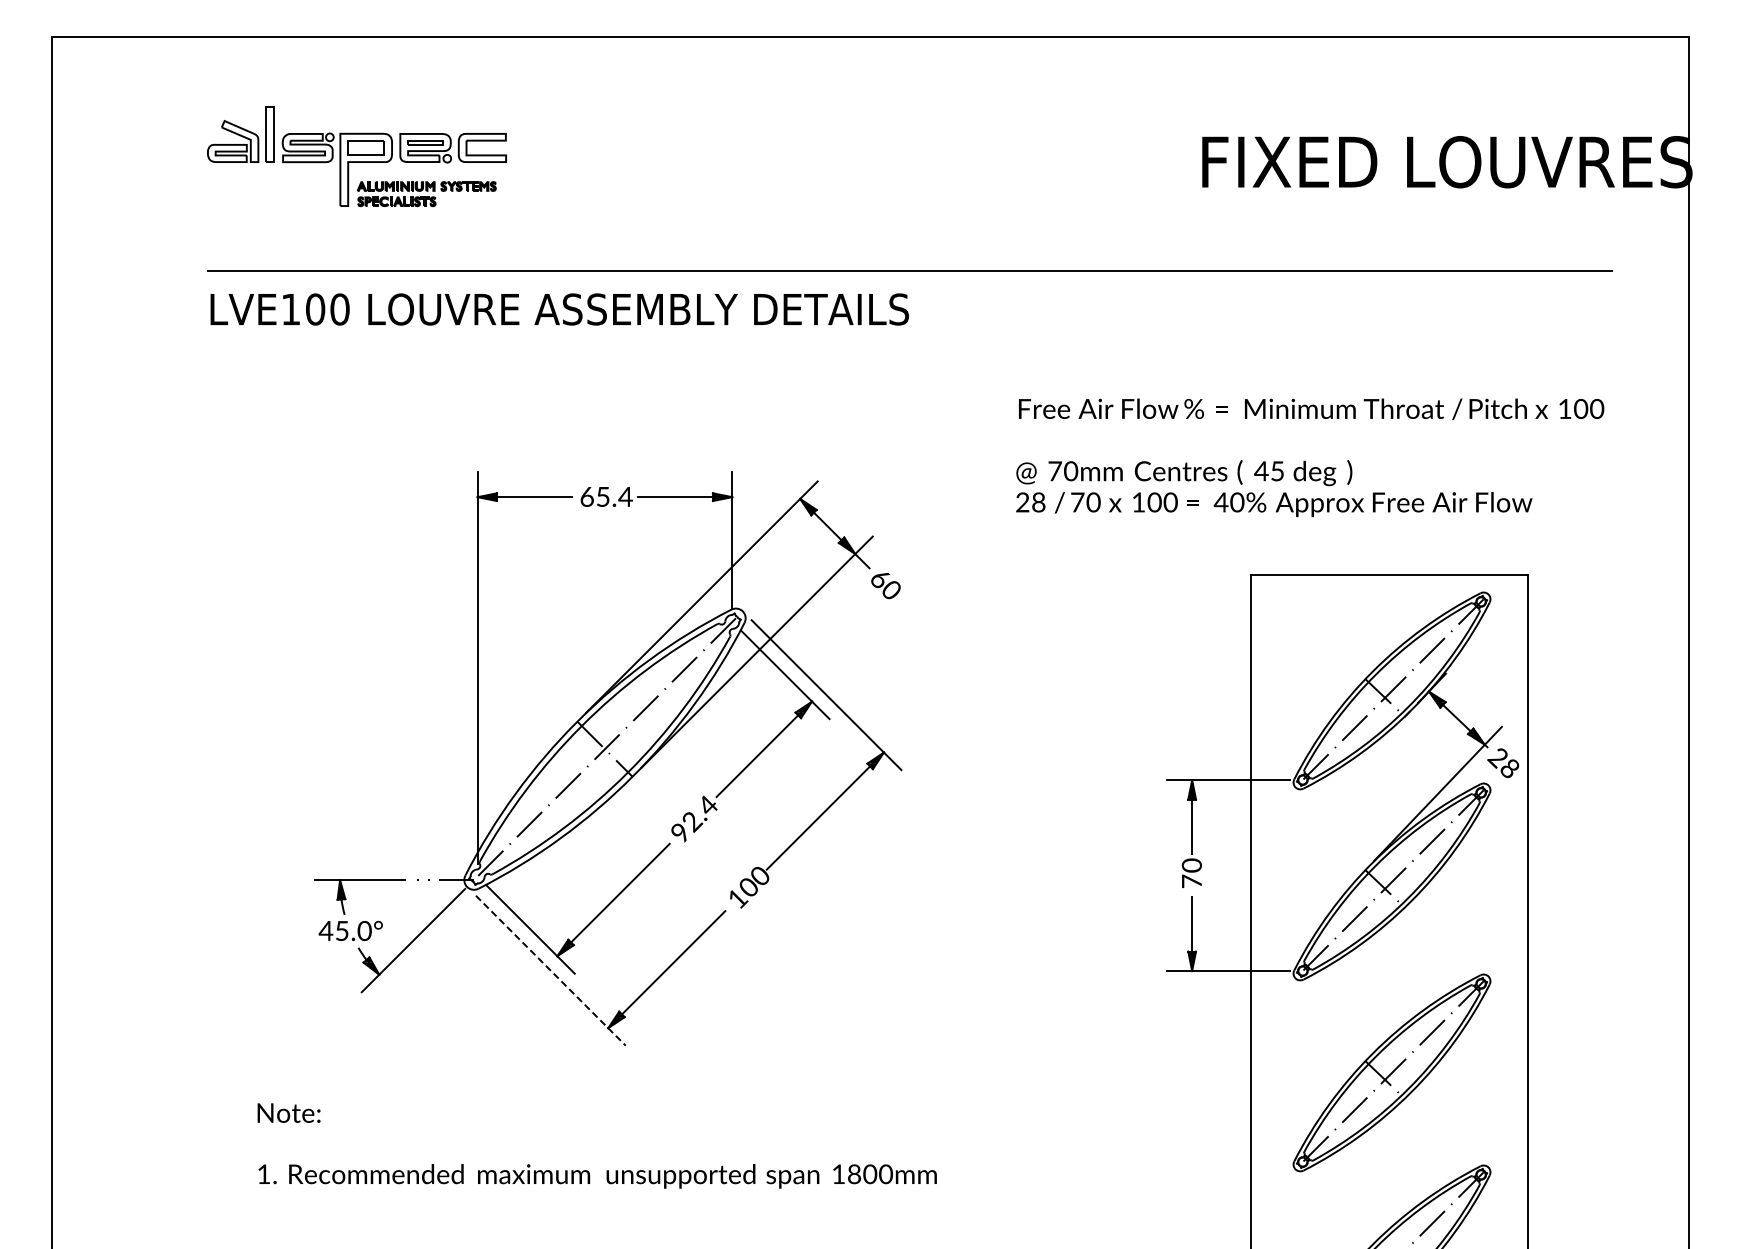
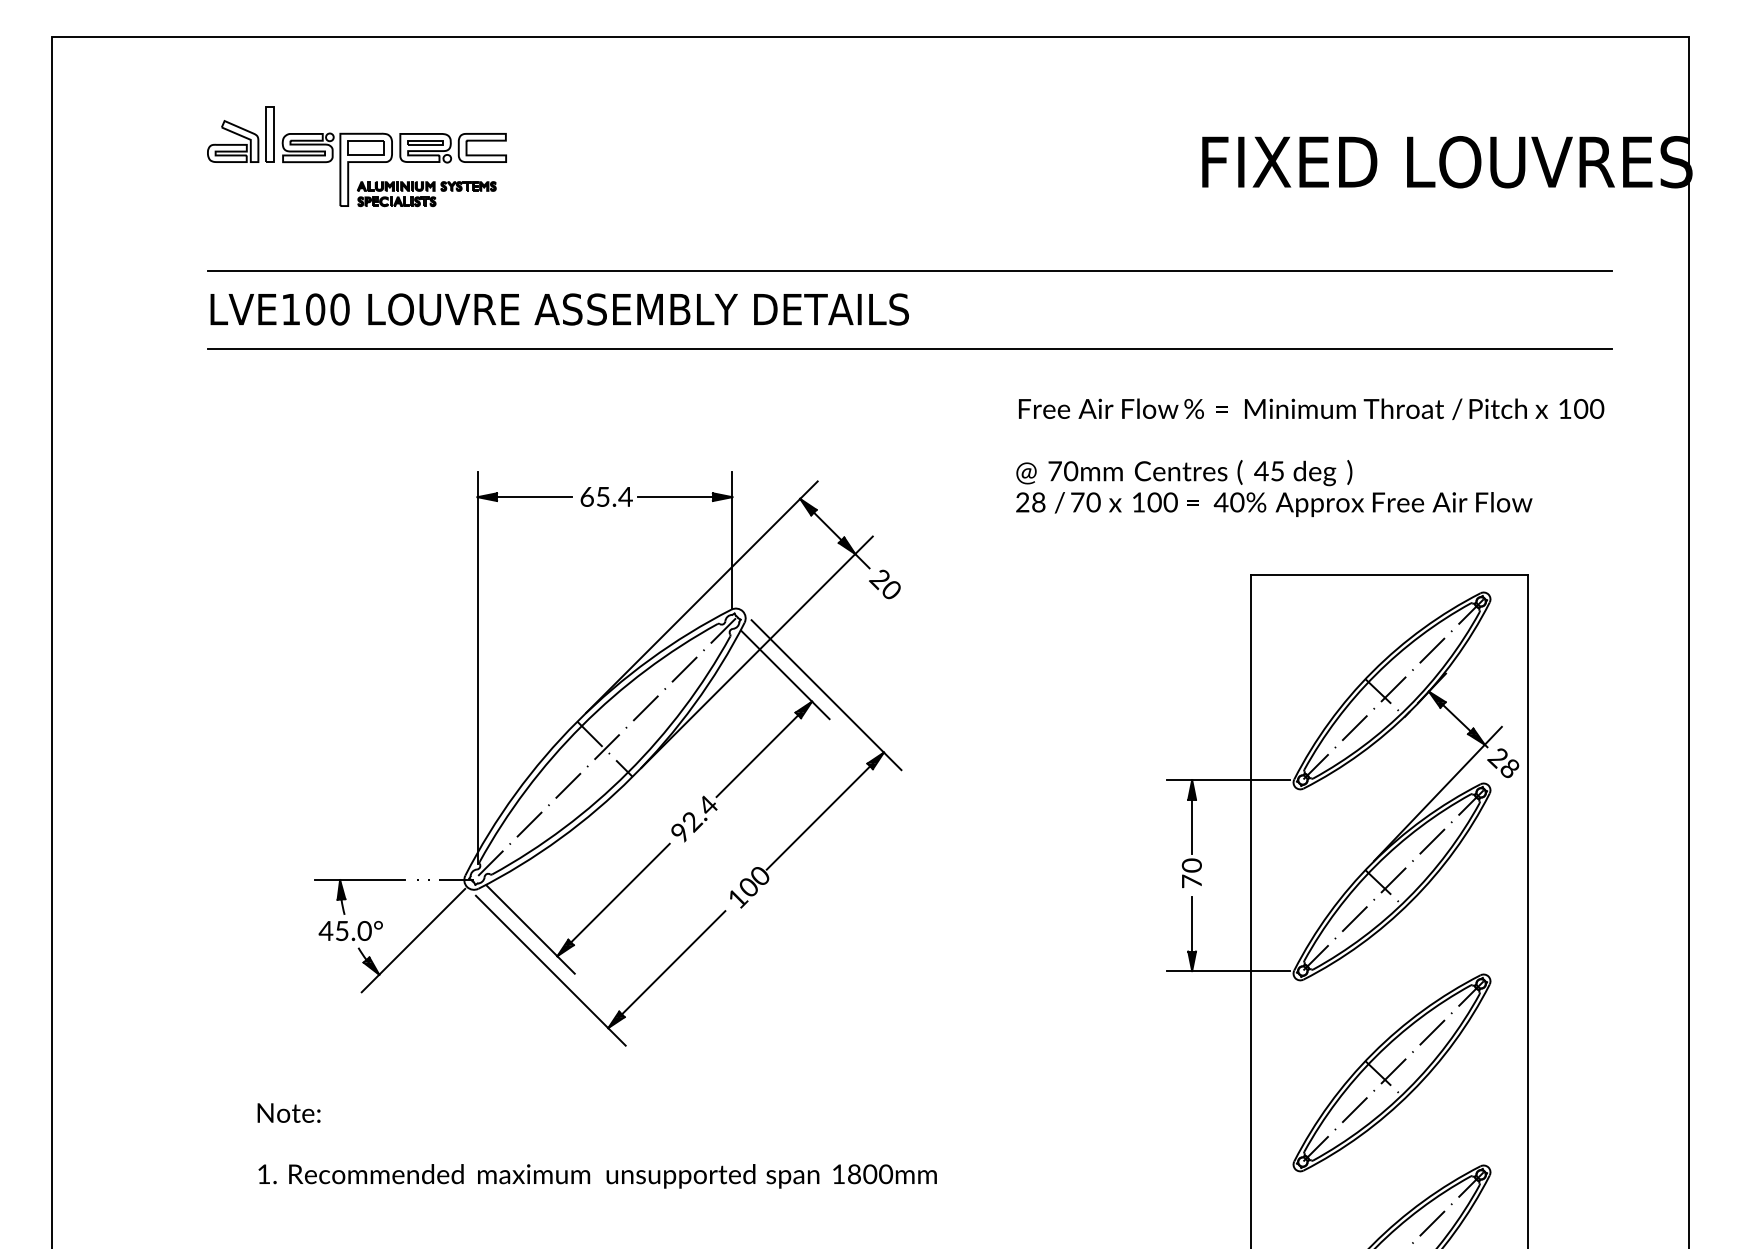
line: none -> present (909, 349)
text: 60 -> 20 (879, 579)
line: dashed -> solid (550, 970)
